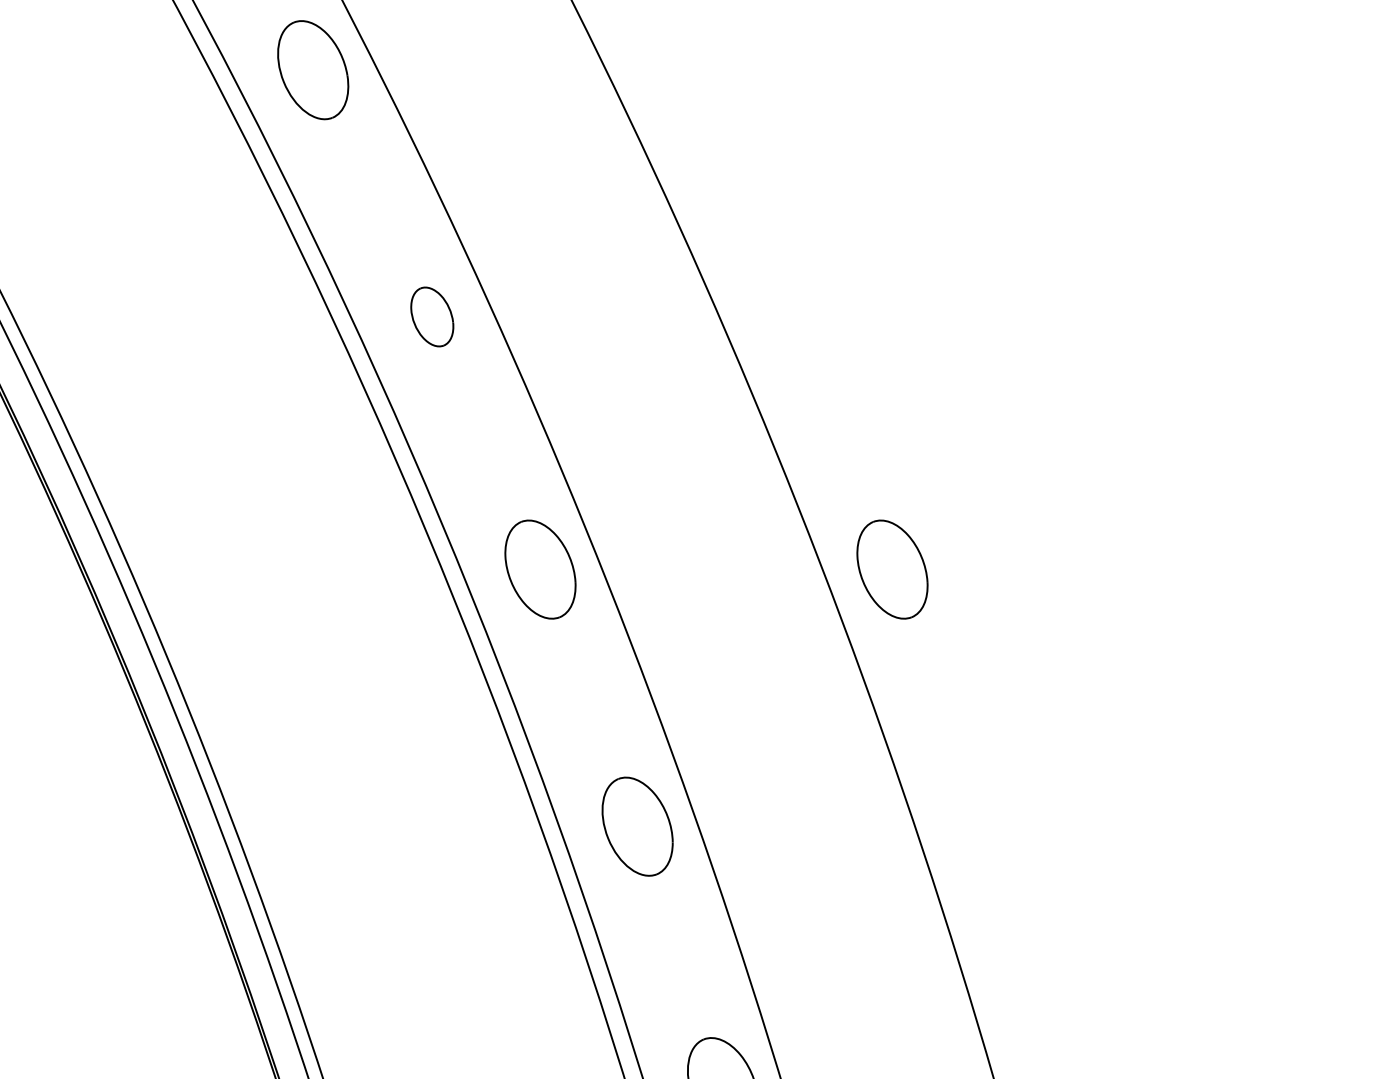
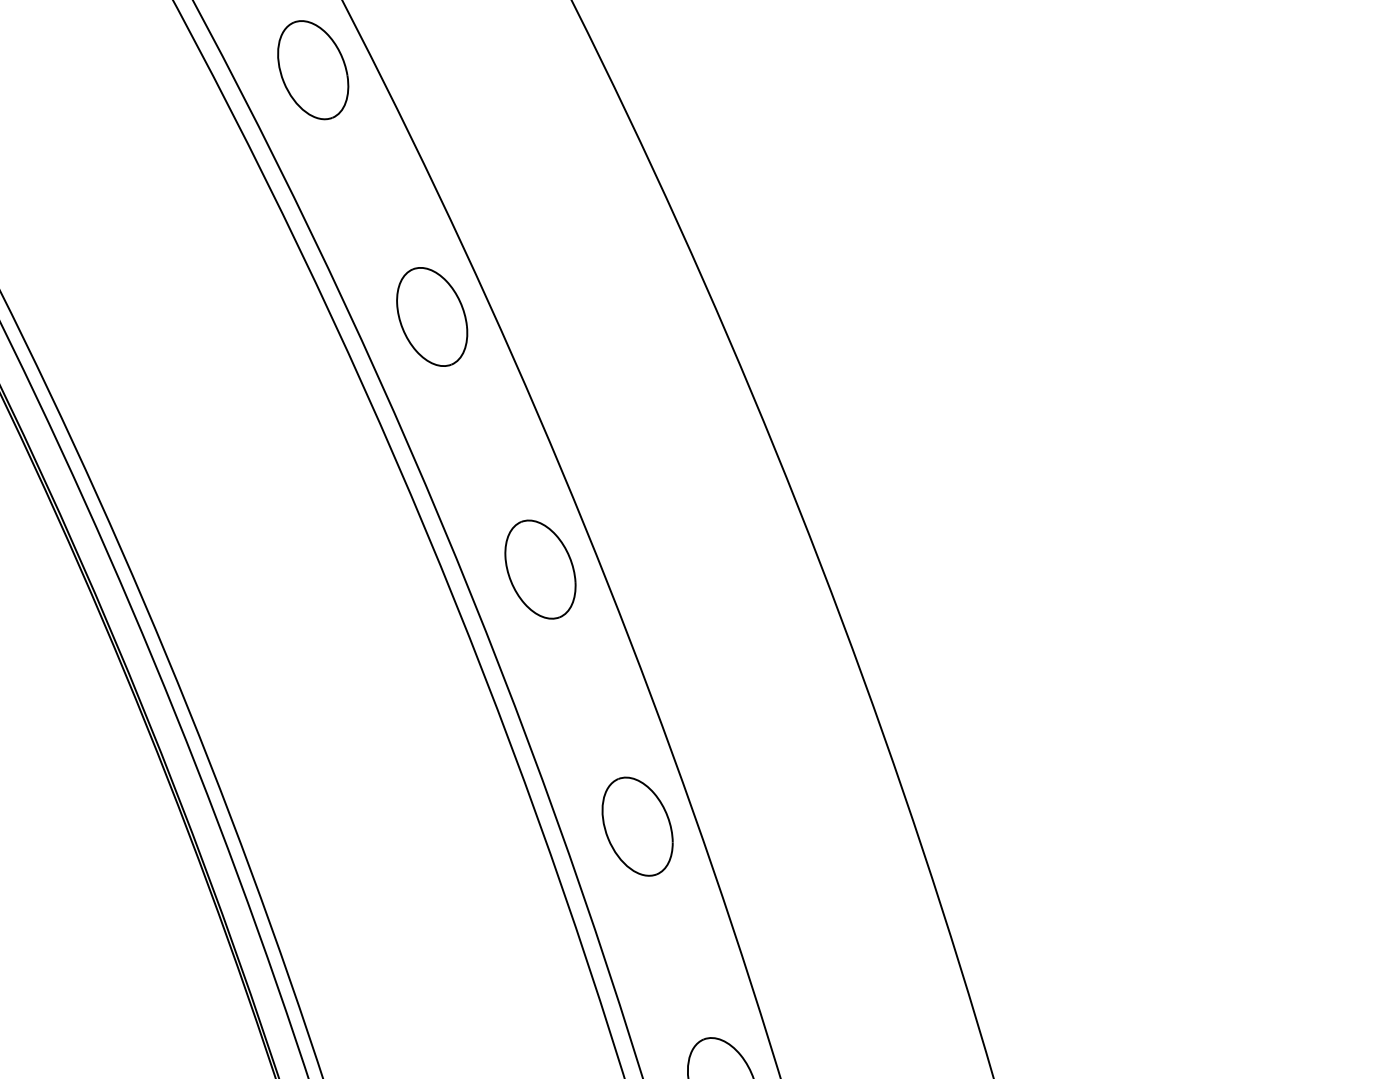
part size: 45x62 px -> 73x100 px (432, 316)
part: present -> none (892, 569)
